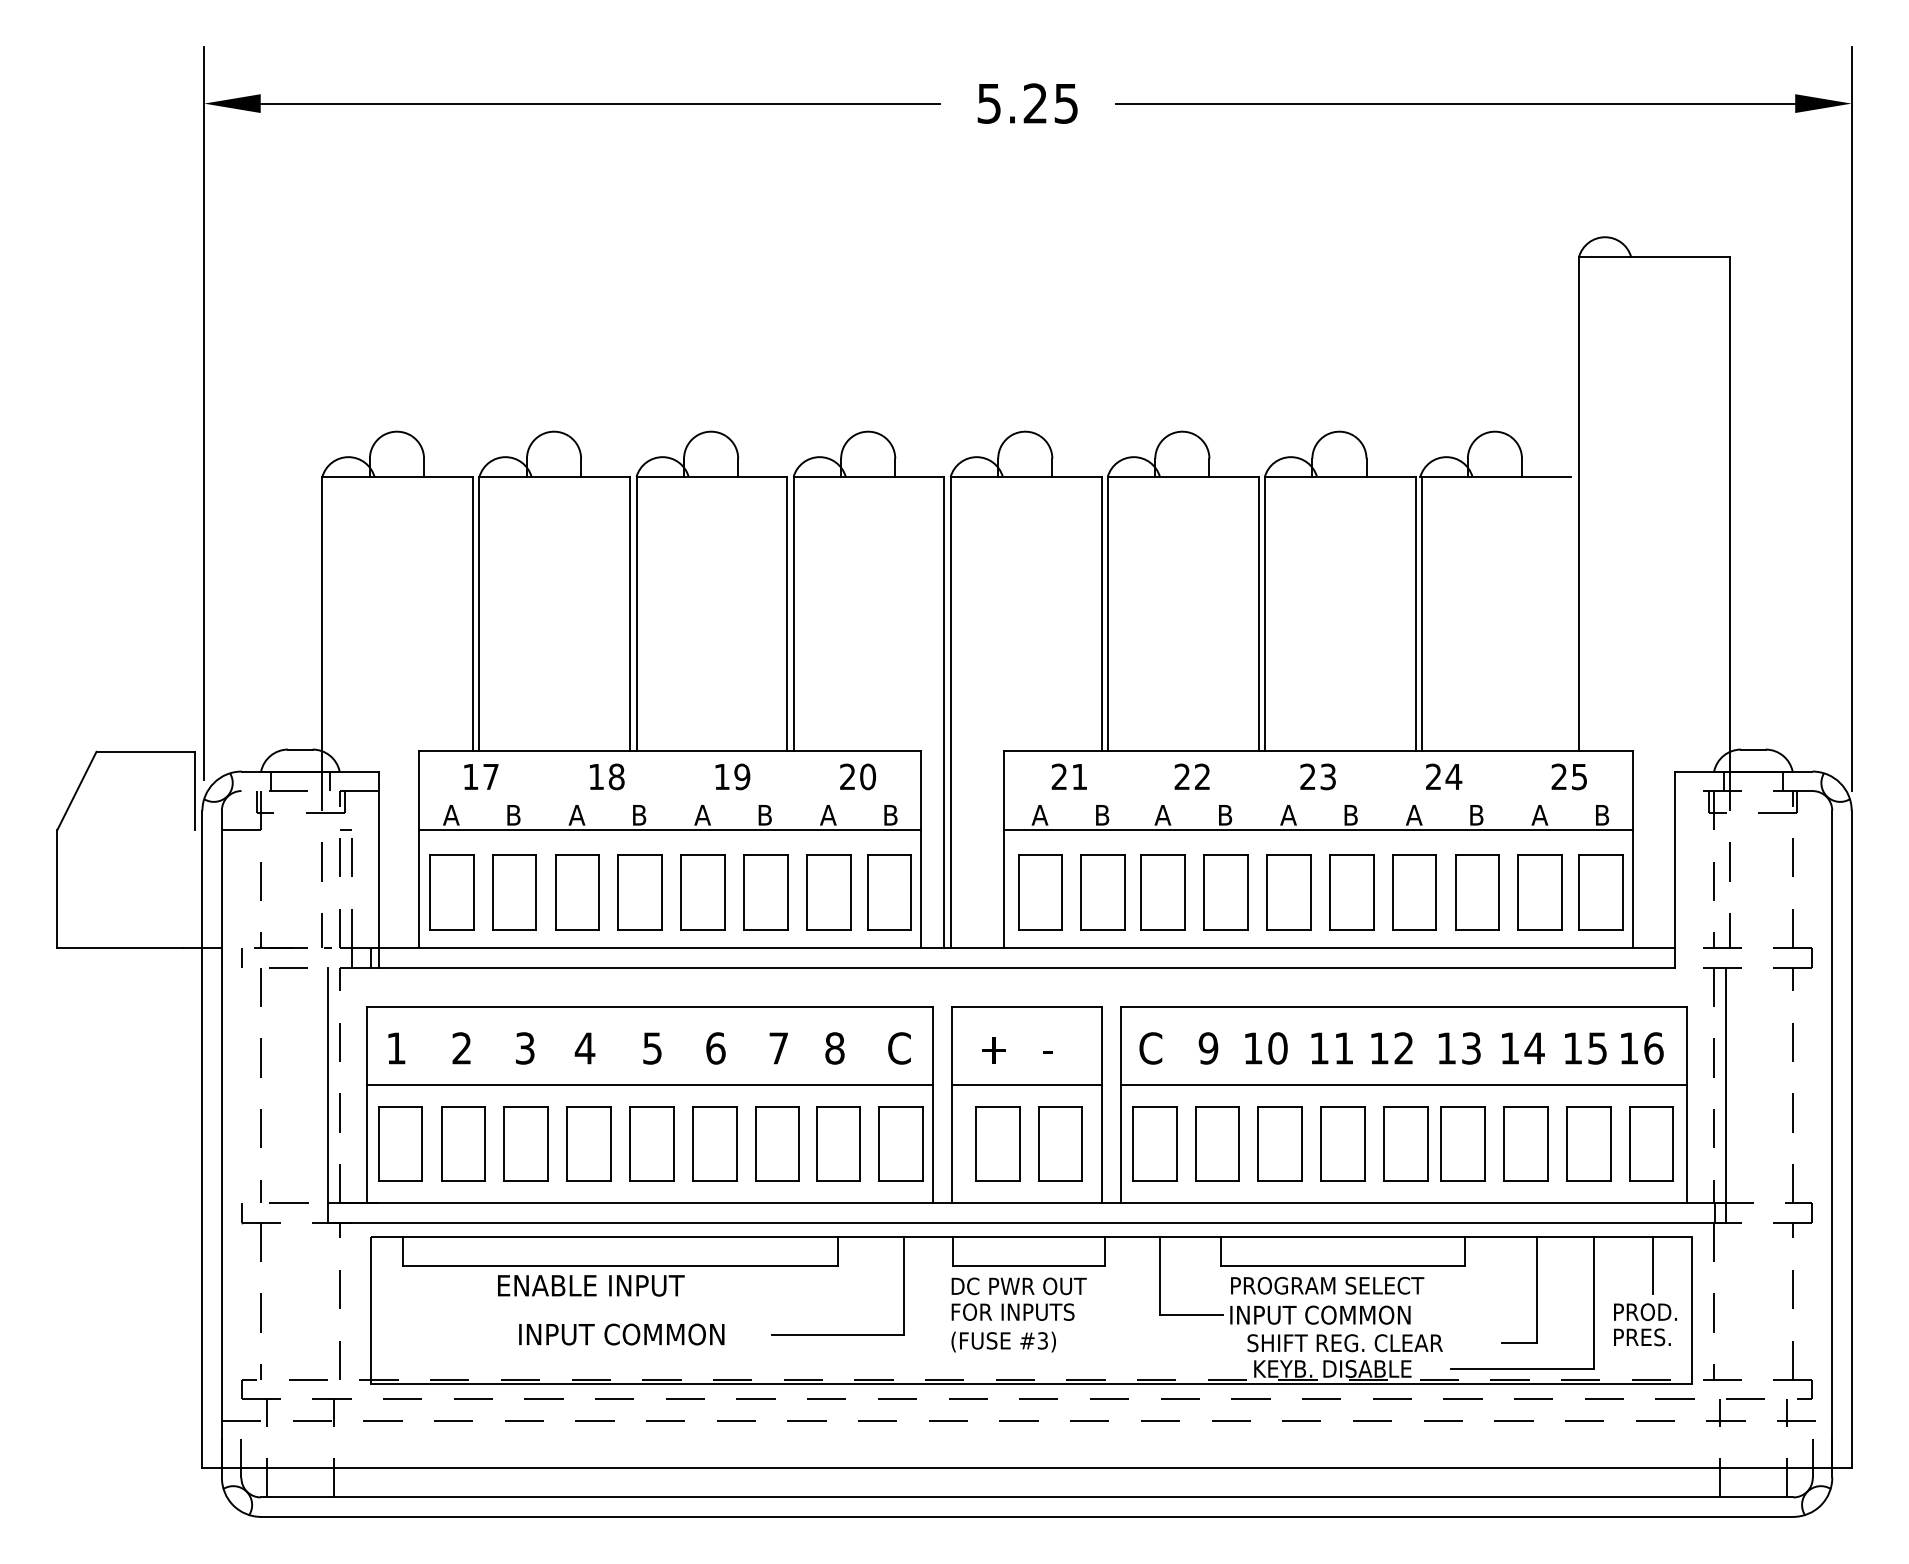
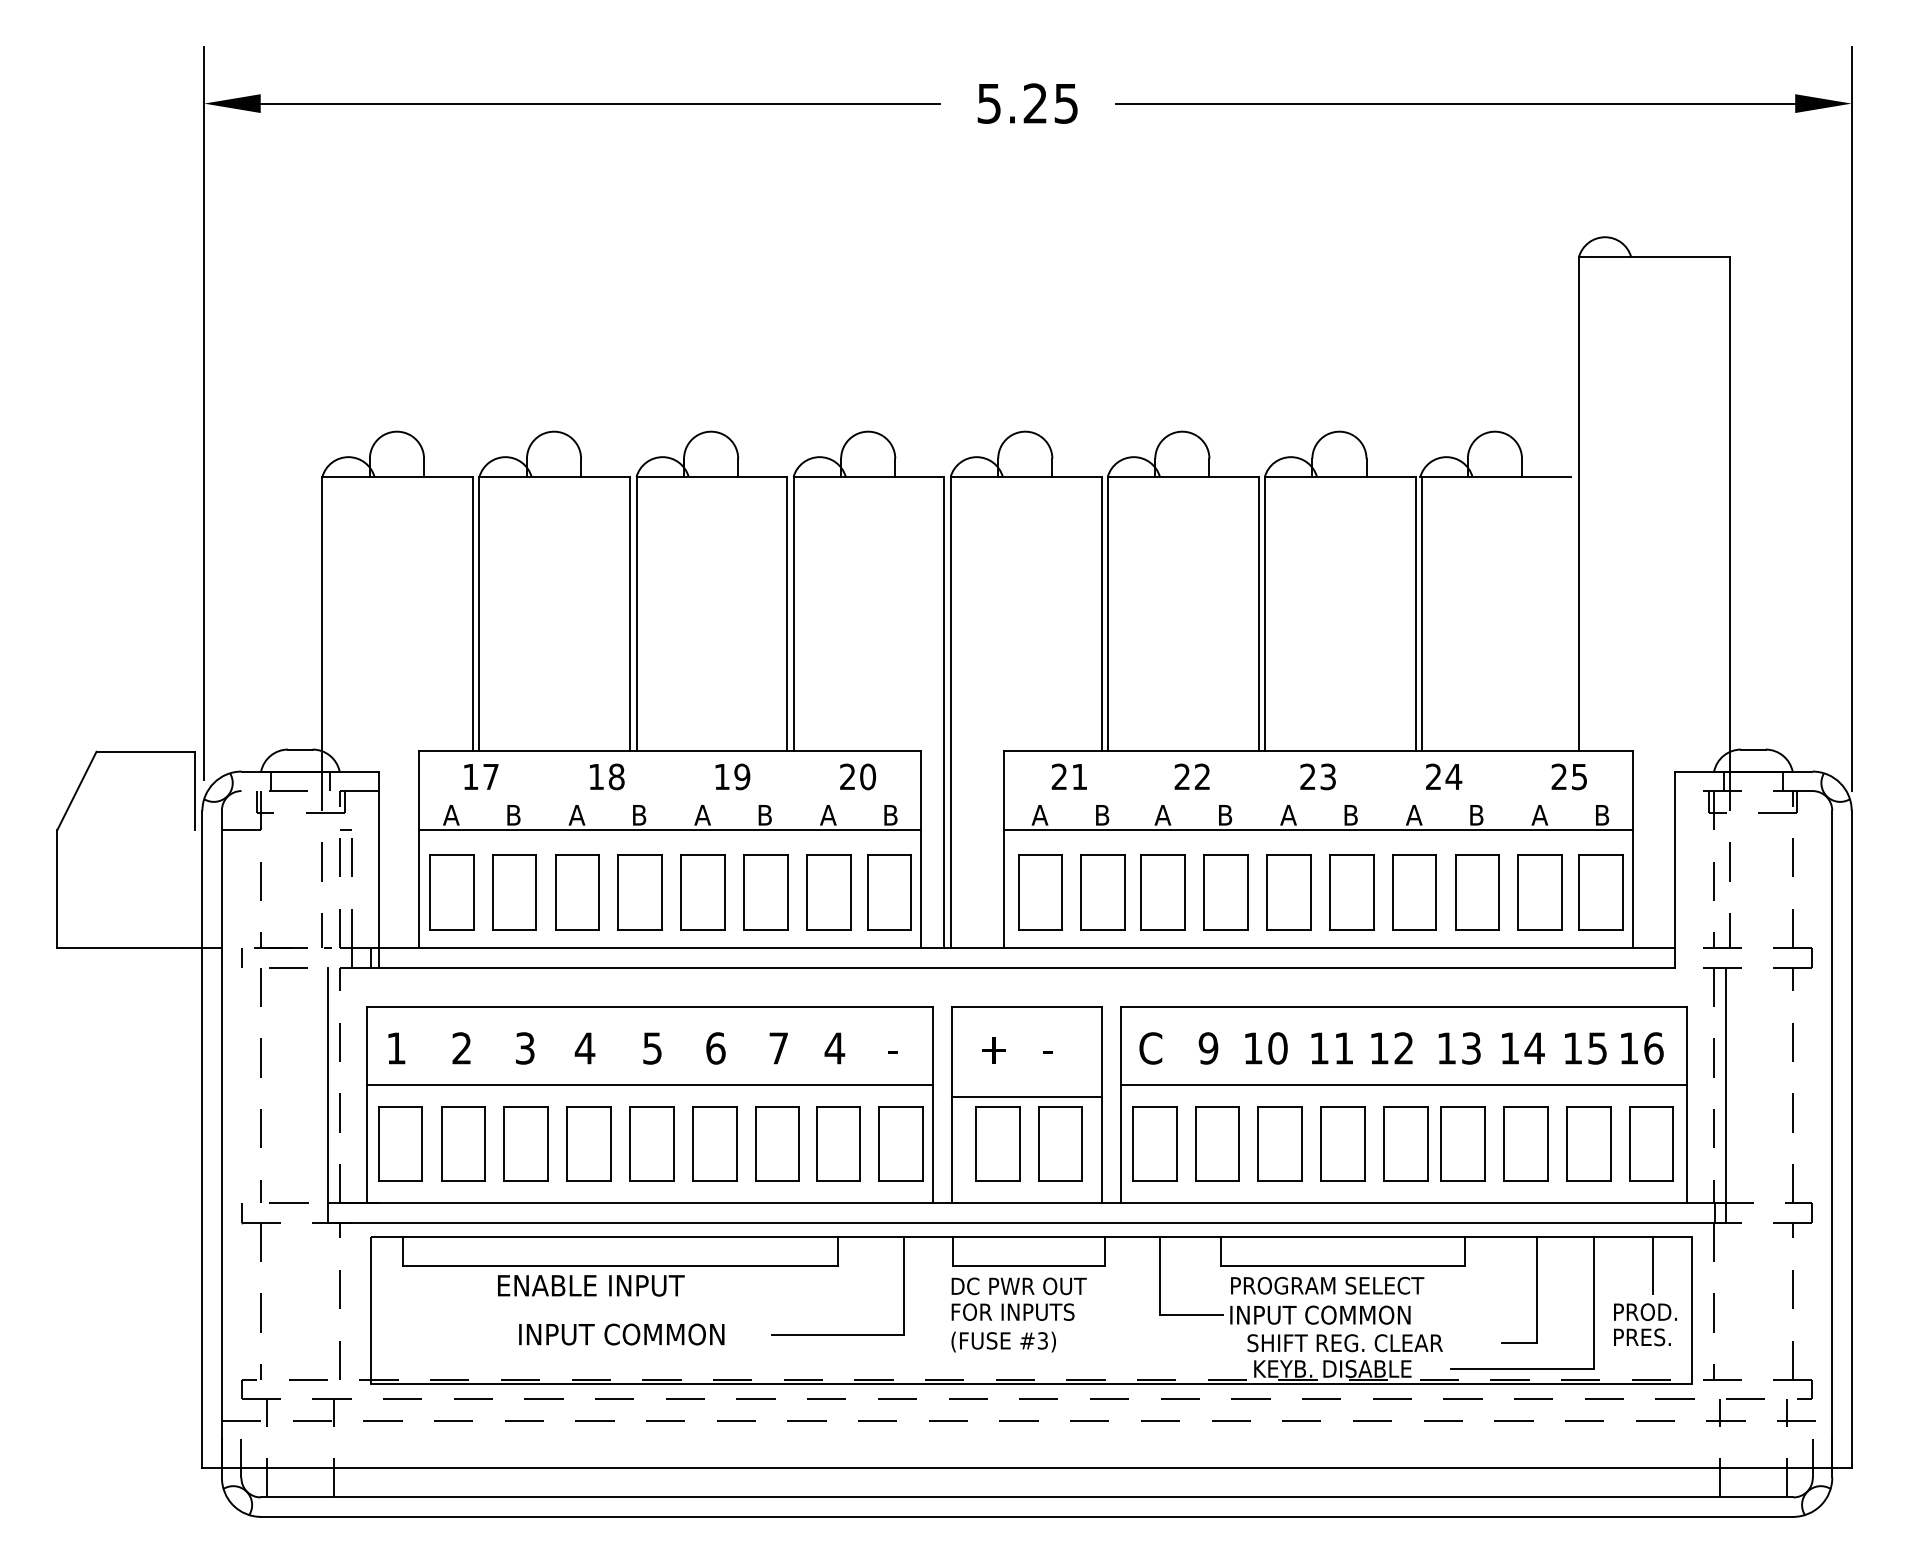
text: 8 -> 4 (834, 1048)
text: C -> - (899, 1048)
line position: (1027, 1085) -> (1027, 1097) (1027, 1097)
